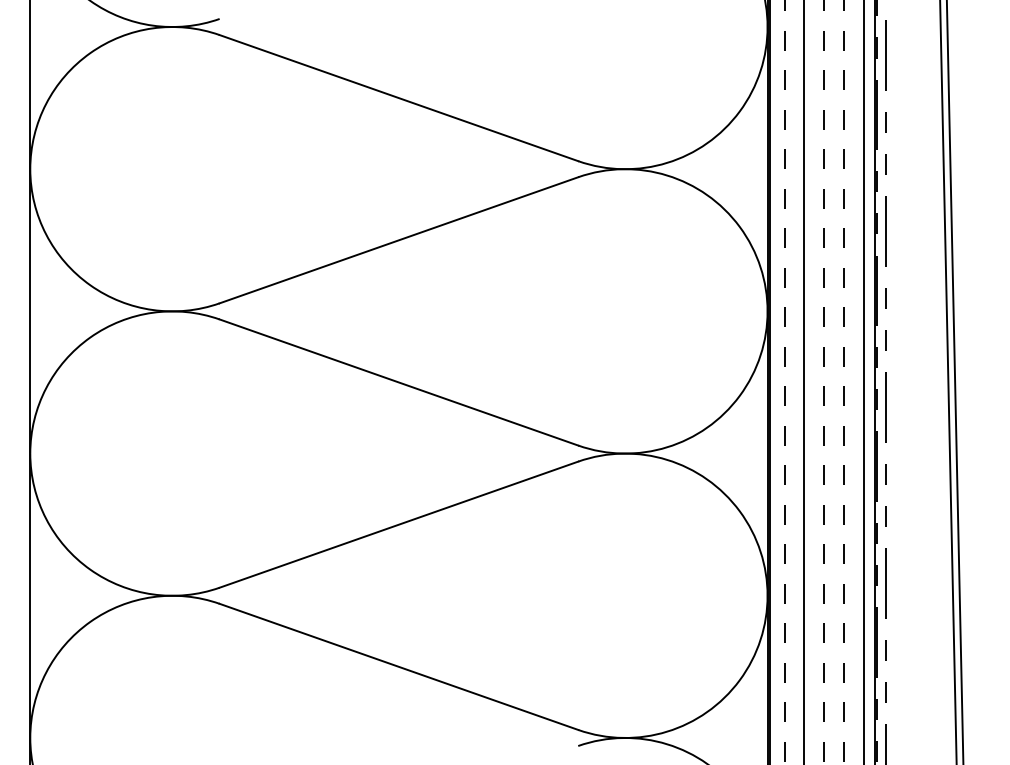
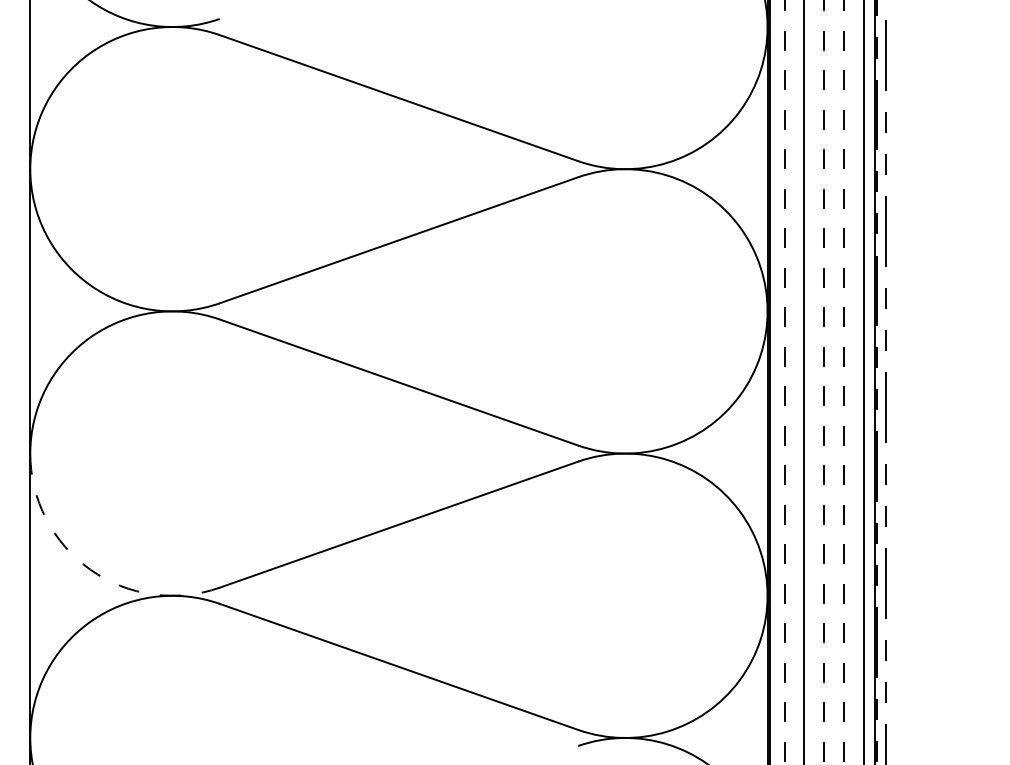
line: present -> none (948, 381)
line: present -> none (954, 381)
arc: solid -> dashed (90, 569)
